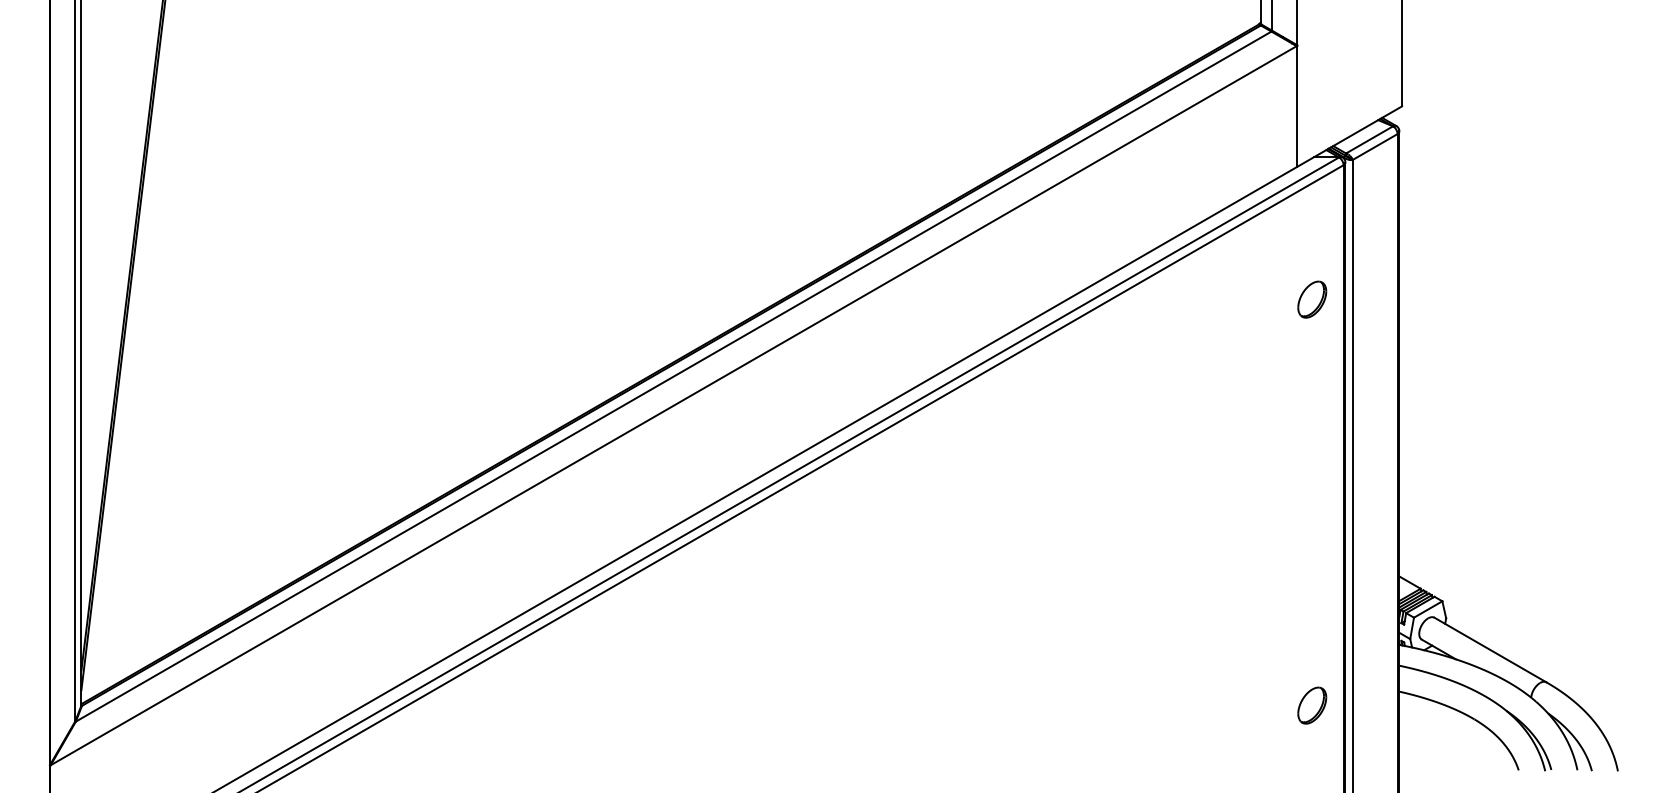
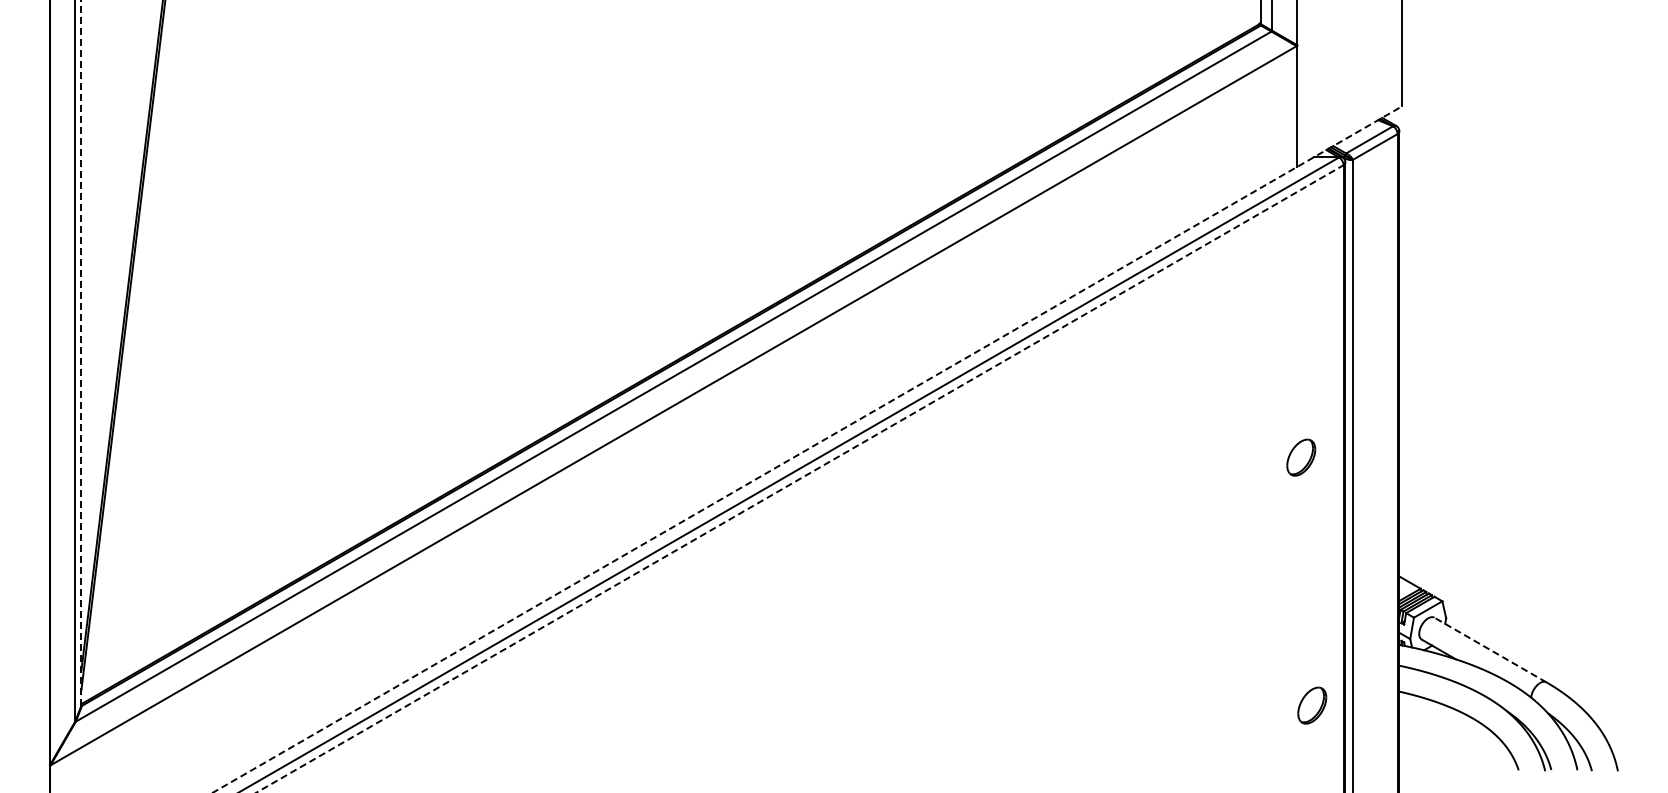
part position: (1312, 299) -> (1301, 457) (1301, 457)
line: solid -> dashed (81, 352)
line: solid -> dashed (807, 449)
line: solid -> dashed (800, 478)
line: solid -> dashed (1490, 650)
